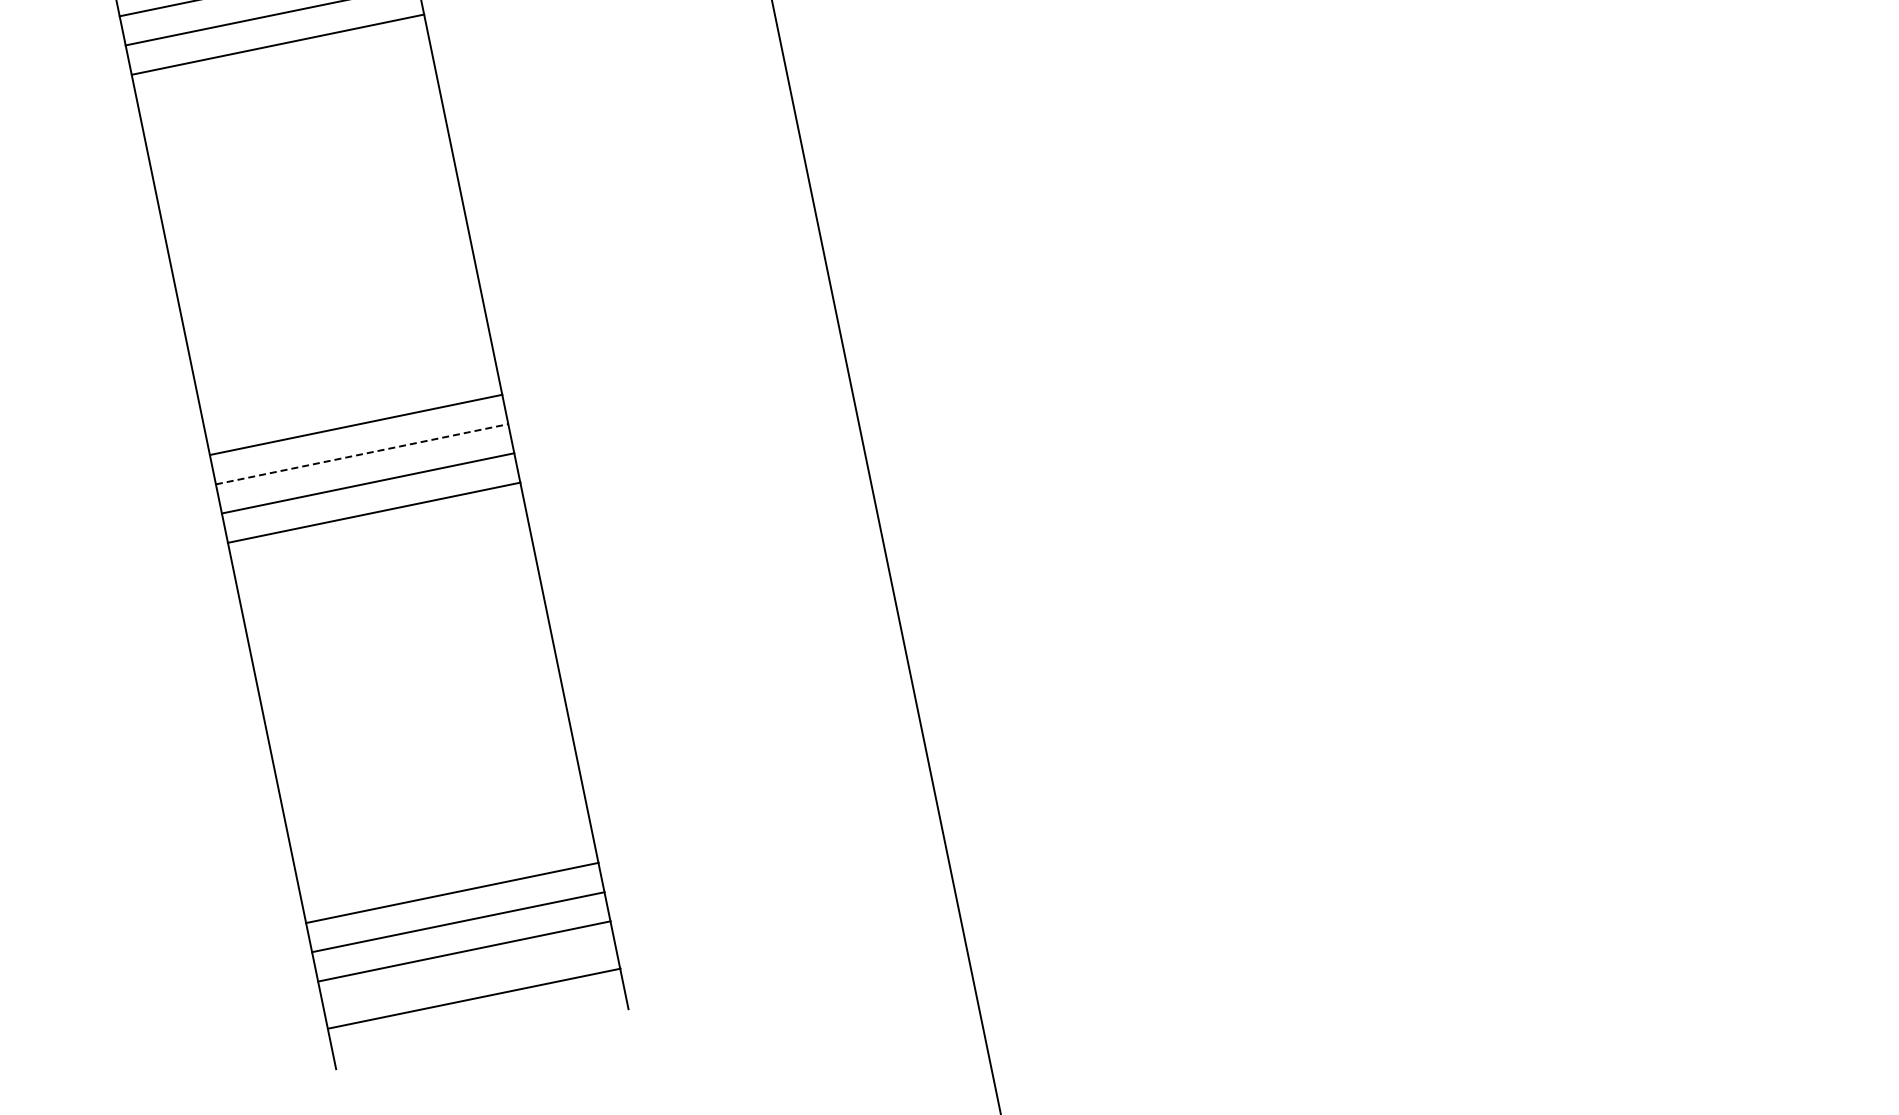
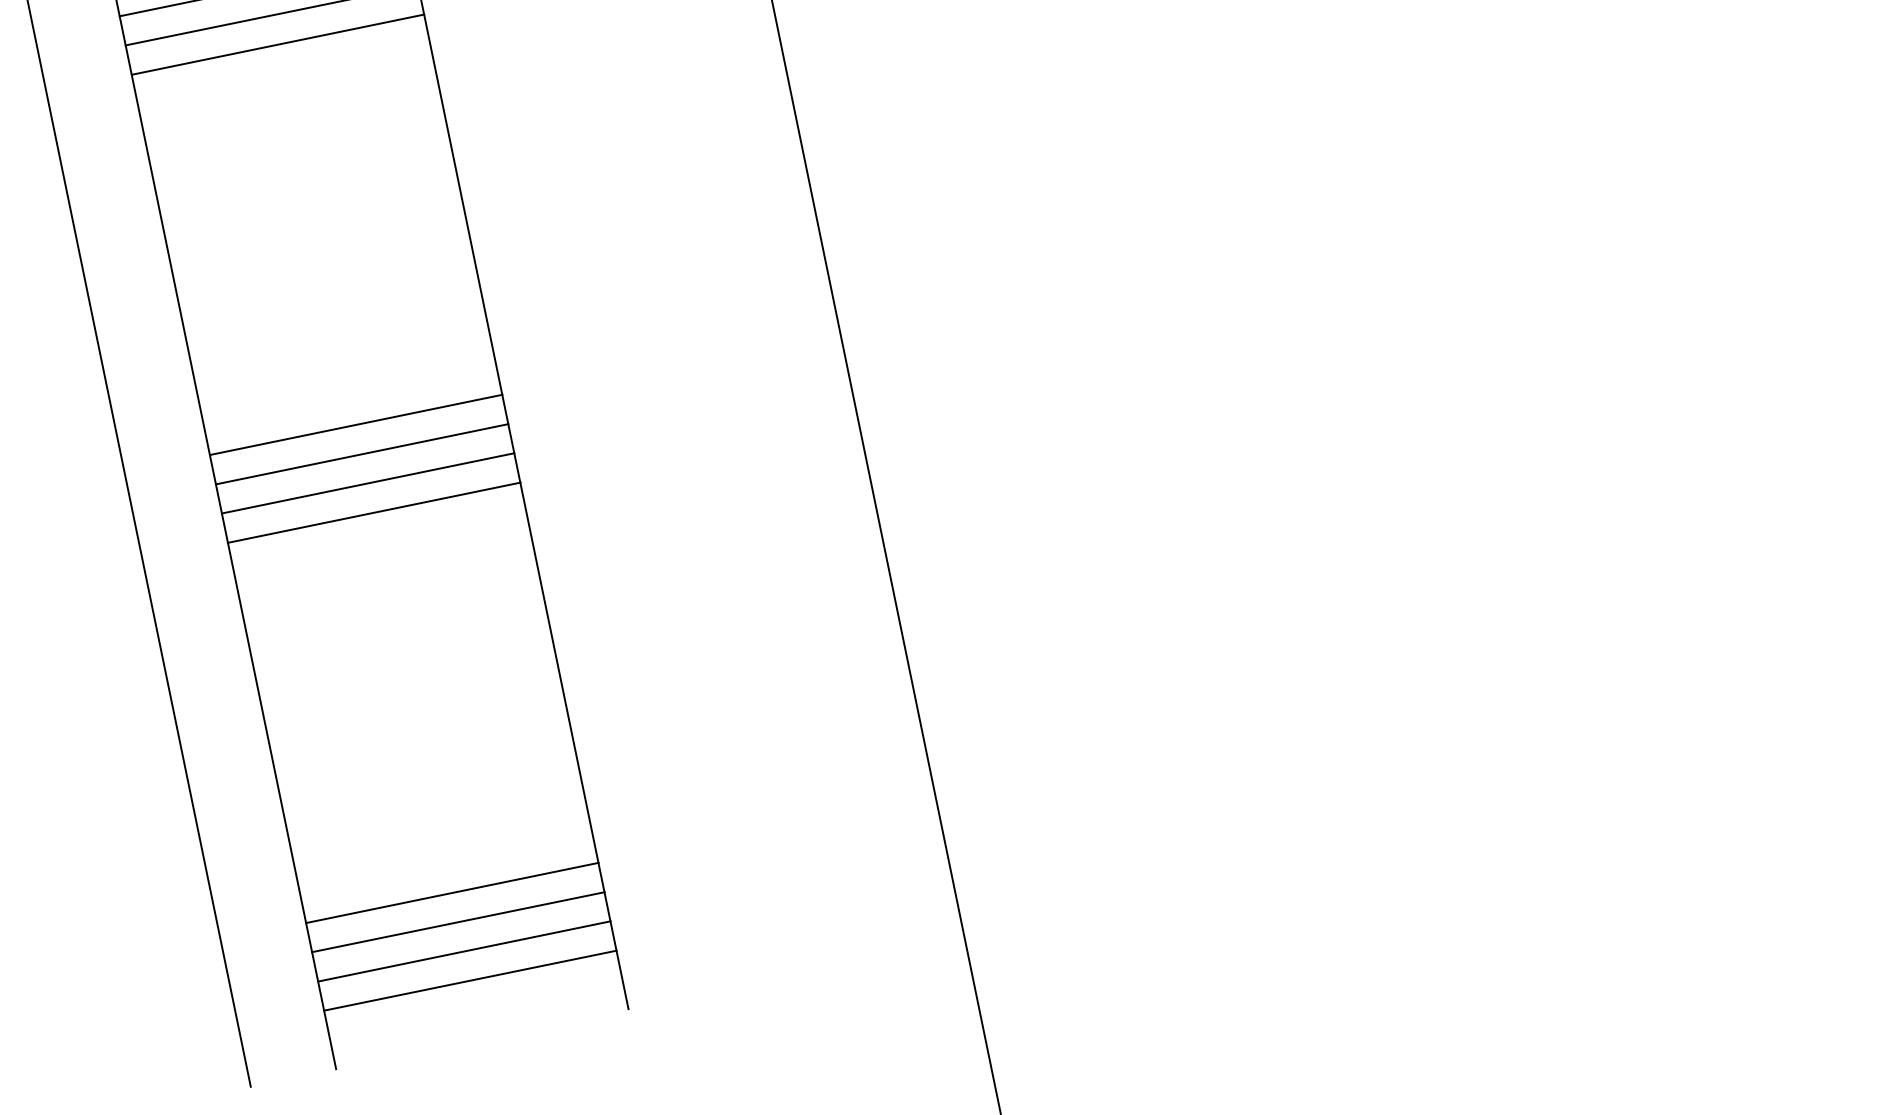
line: dashed -> solid (362, 454)
line: none -> present (138, 544)
line position: (474, 998) -> (470, 980) (470, 980)
